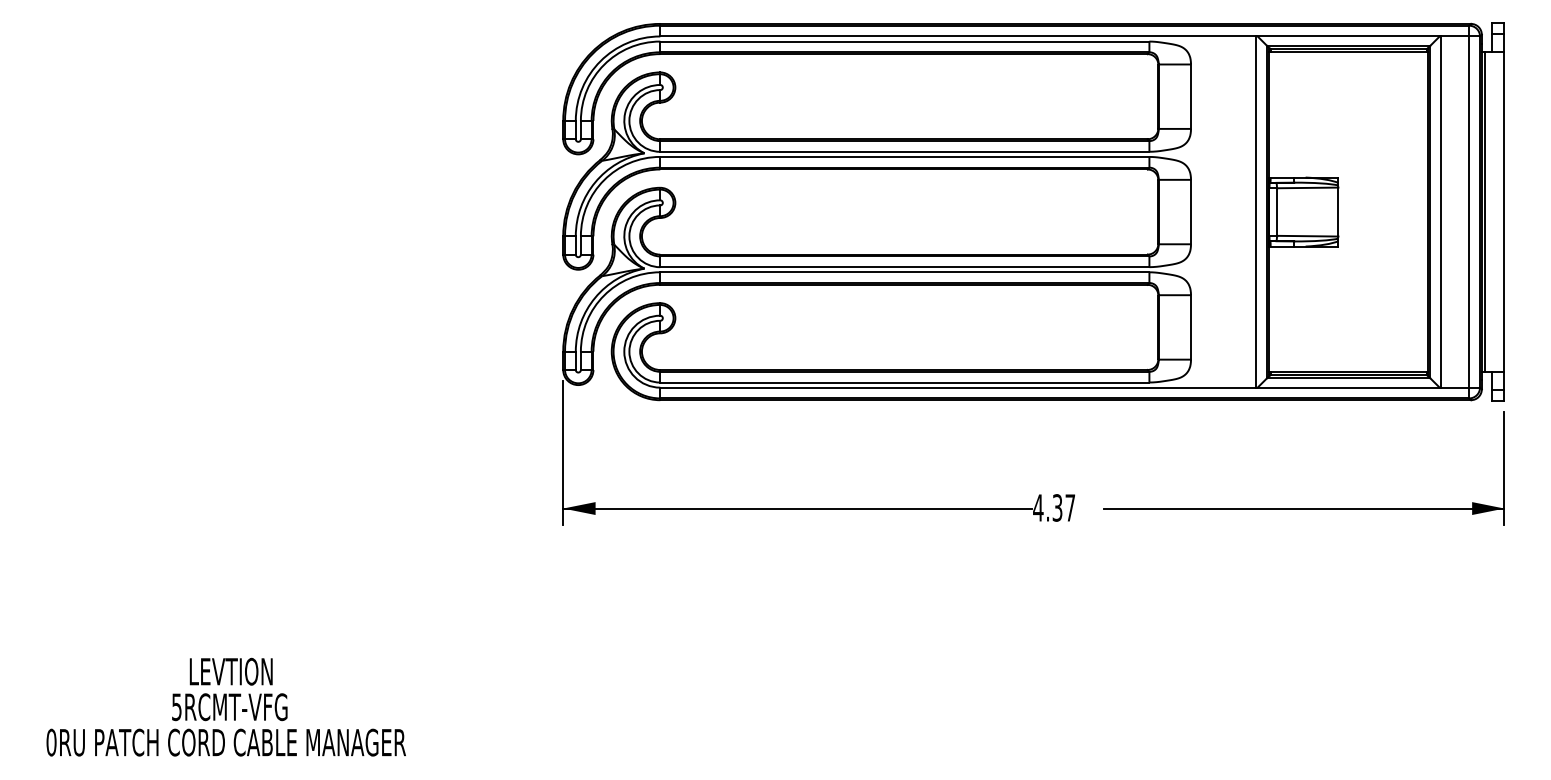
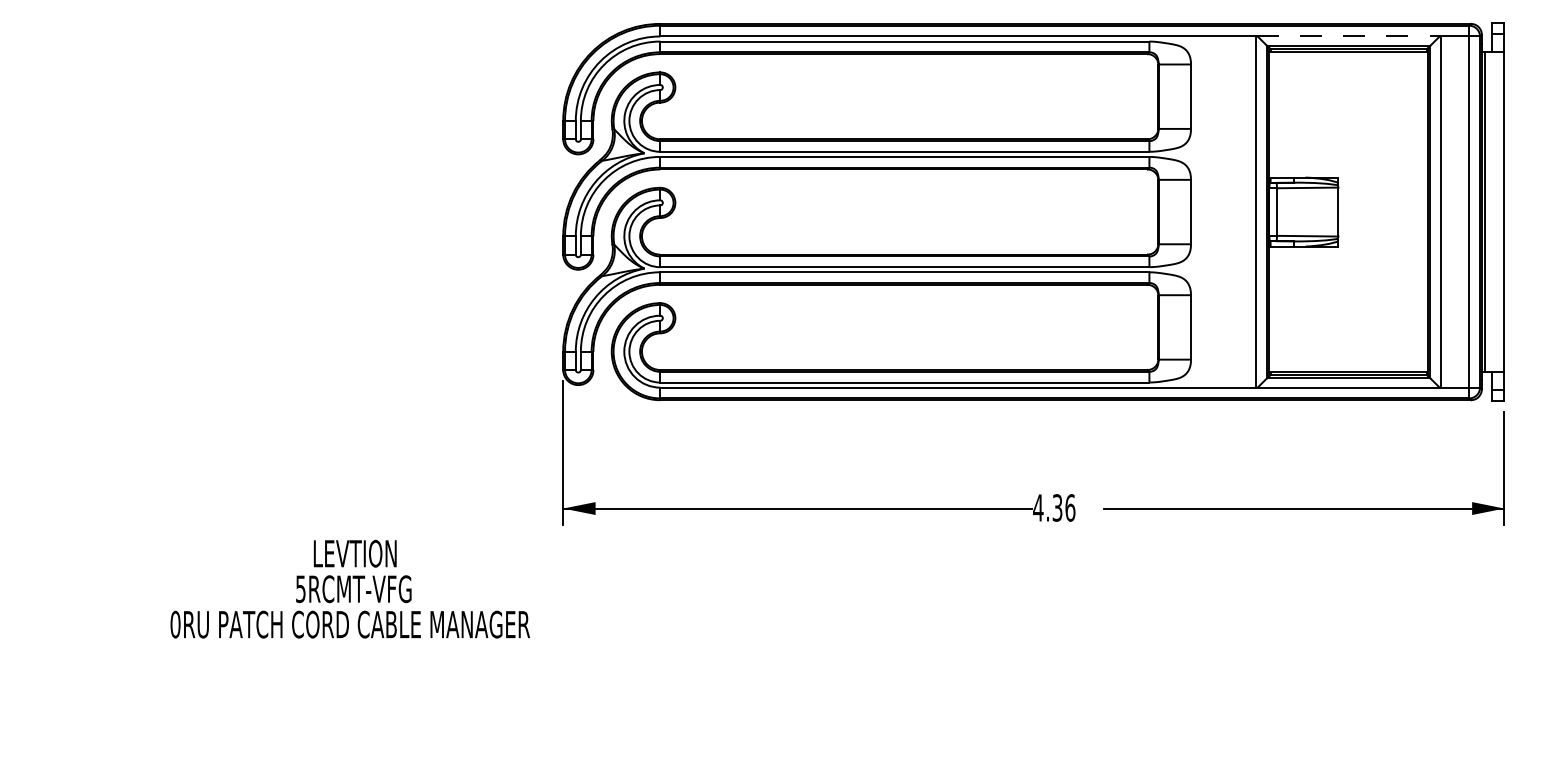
line: solid -> dashed (1348, 35)
text: 4.37 -> 4.36 (1070, 507)
text position: (225, 706) -> (349, 588) (349, 588)
